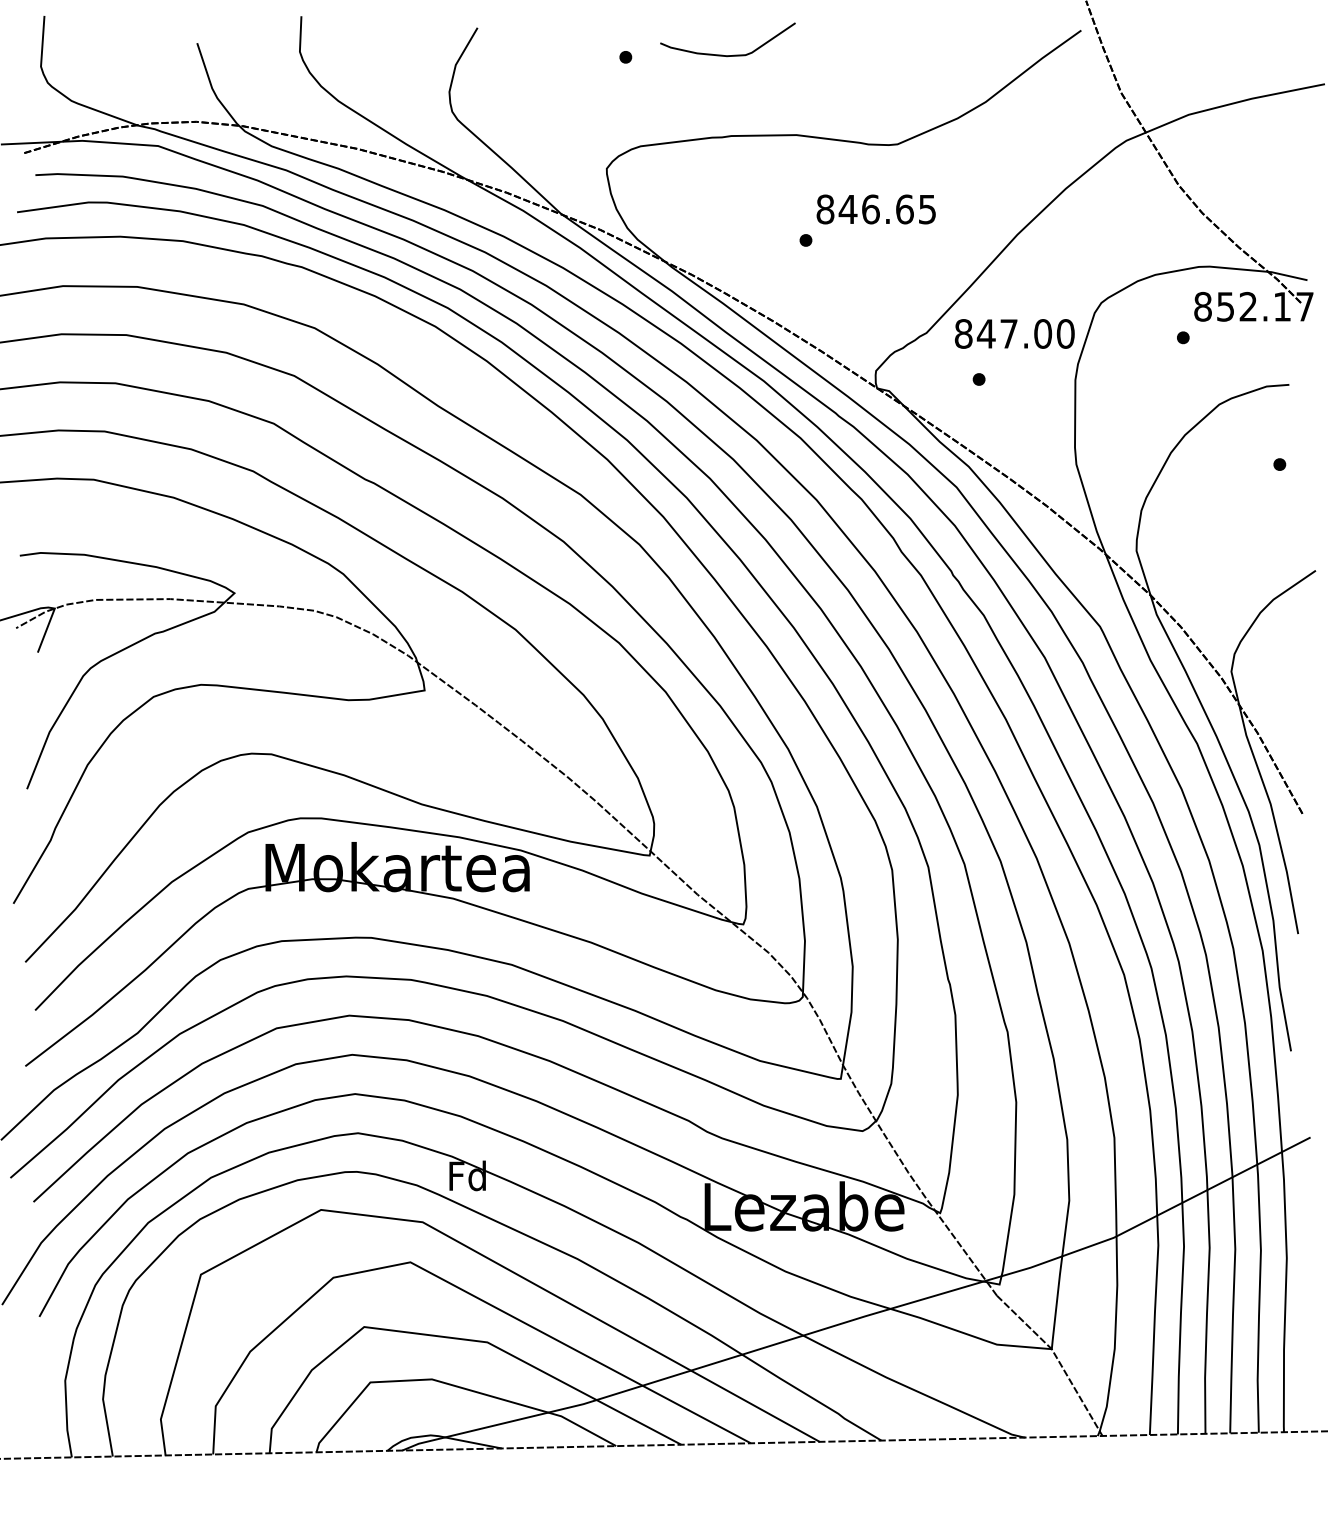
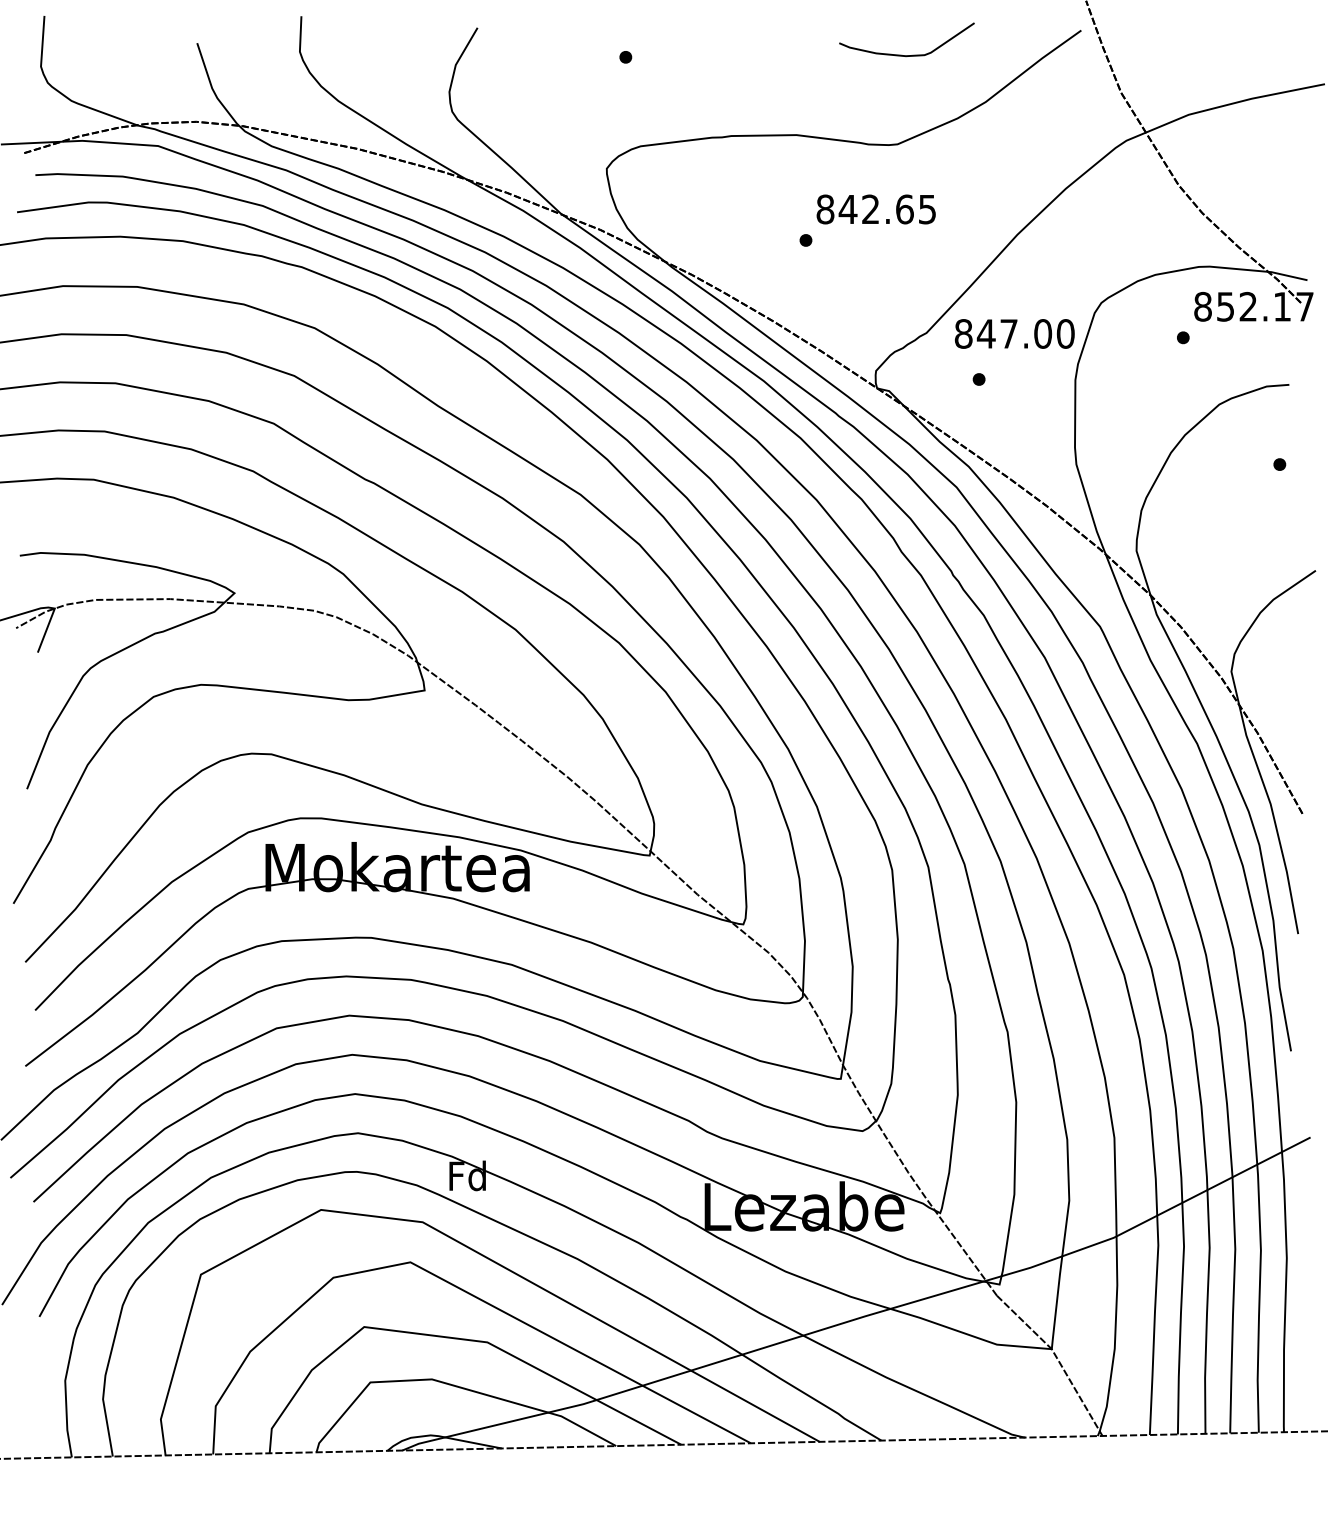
curve position: (722, 54) -> (901, 54) (901, 54)
text: 846.65 -> 842.65 (870, 209)
